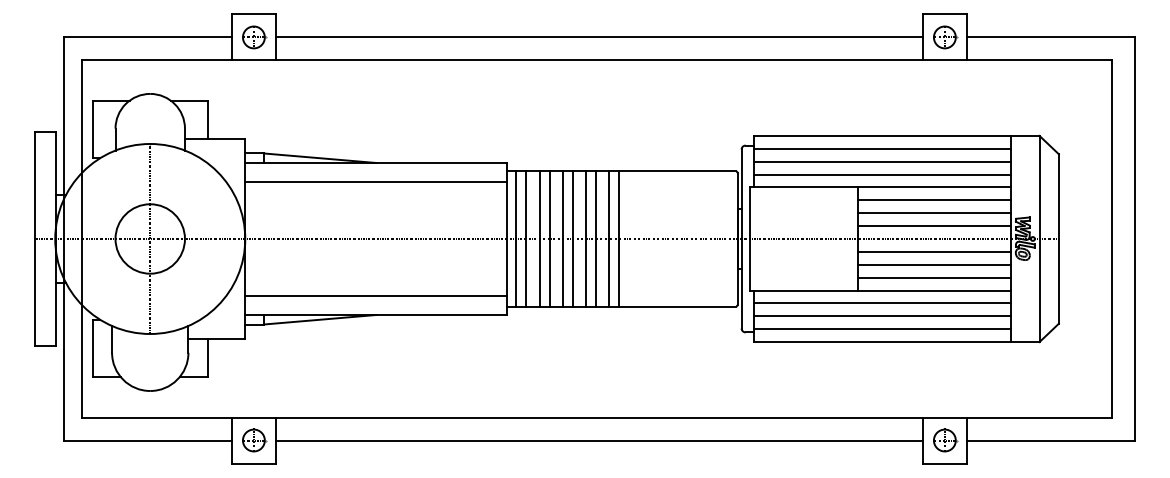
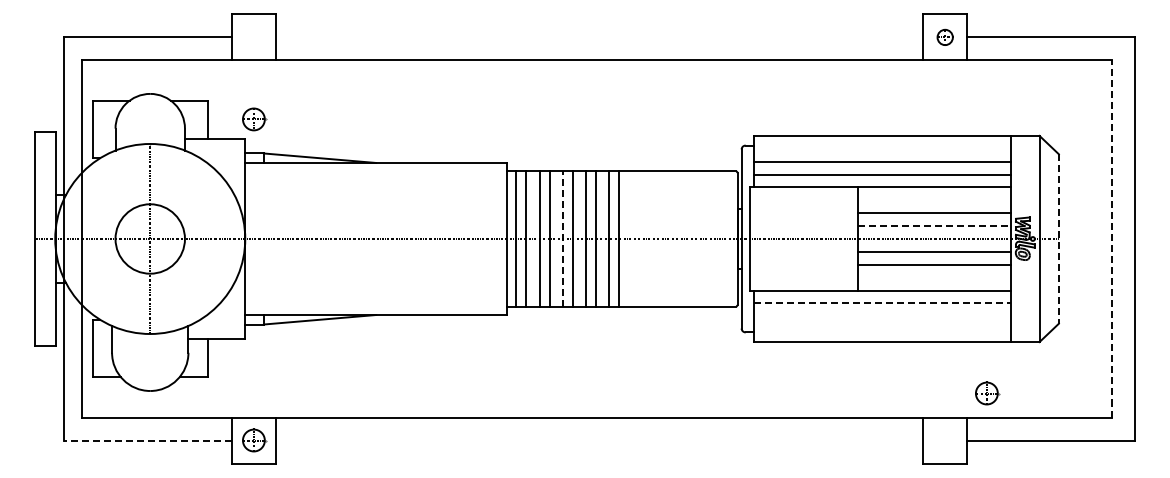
part position: (254, 37) -> (254, 119) (254, 119)
line: present -> none (599, 37)
part size: 26x25 px -> 18x18 px (944, 36)
line: present -> none (881, 148)
line: present -> none (376, 181)
line: present -> none (934, 200)
line: solid -> dashed (934, 226)
line: solid -> dashed (562, 239)
line: solid -> dashed (1058, 239)
line: solid -> dashed (1111, 239)
line: present -> none (934, 277)
line: present -> none (376, 296)
line: solid -> dashed (882, 303)
line: present -> none (881, 316)
line: present -> none (881, 329)
line: solid -> dashed (147, 440)
line: present -> none (599, 440)
part position: (945, 440) -> (987, 393) (987, 393)
